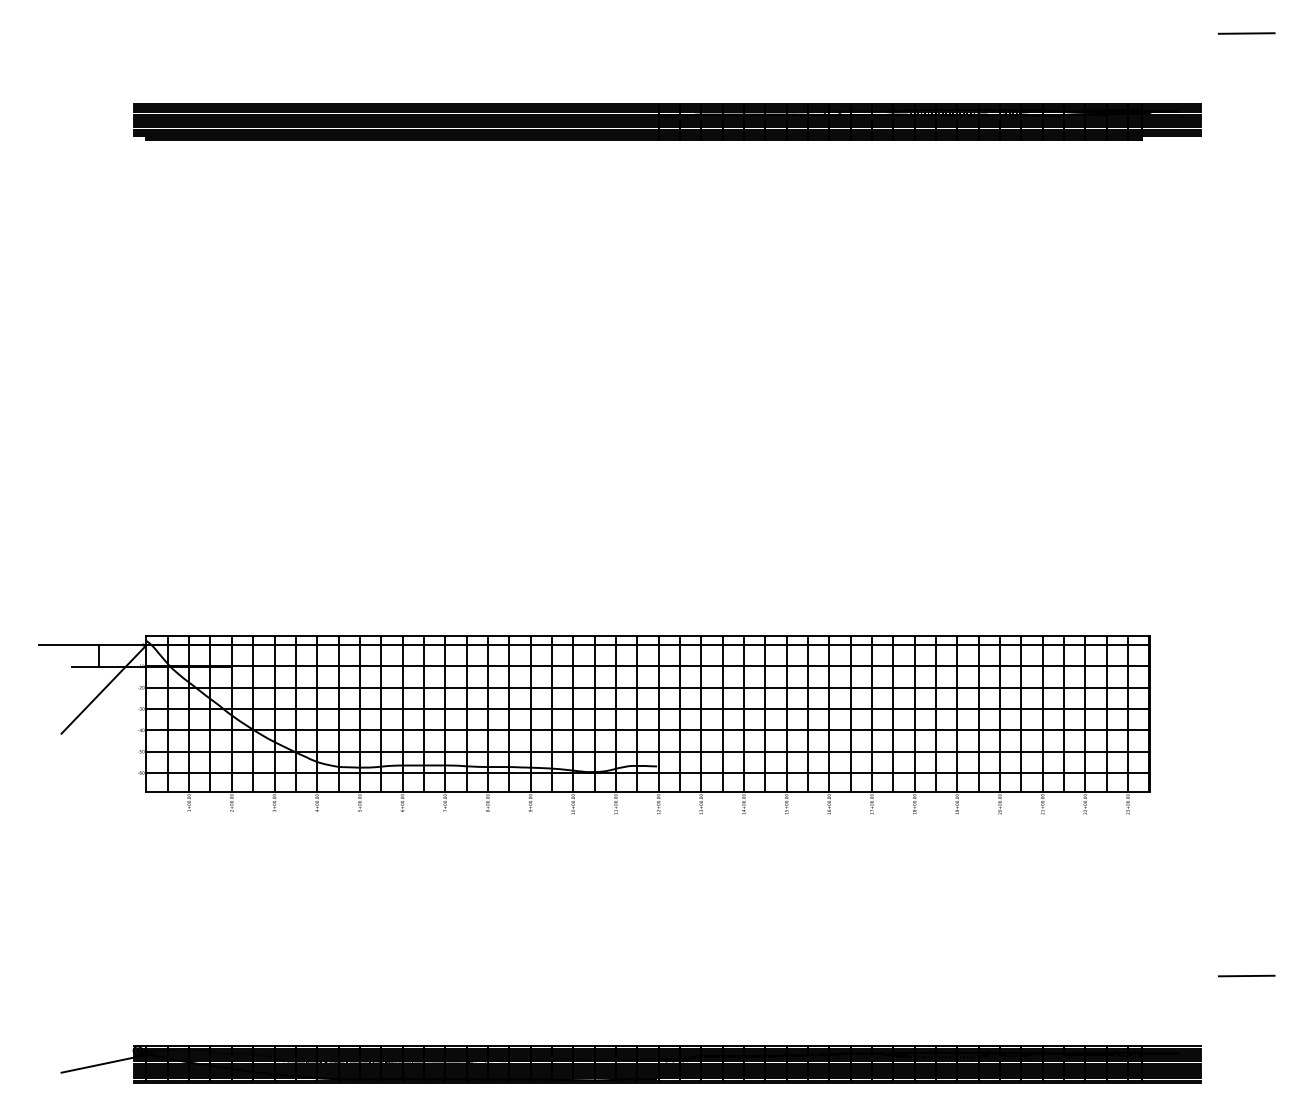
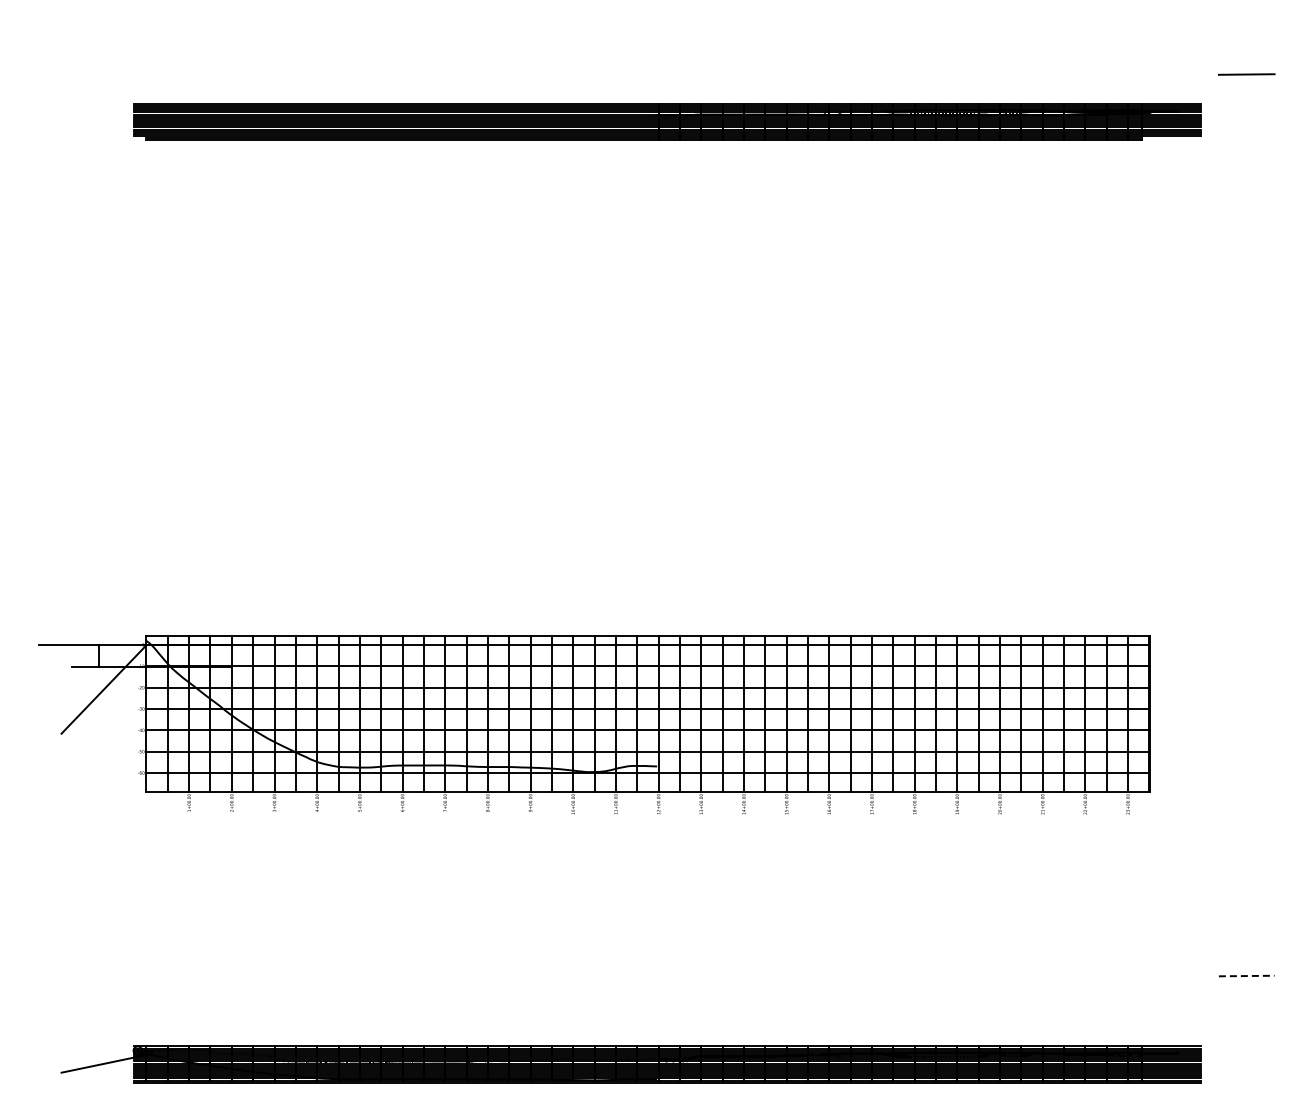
line position: (1246, 33) -> (1246, 74) (1246, 74)
line: solid -> dashed (1246, 976)
